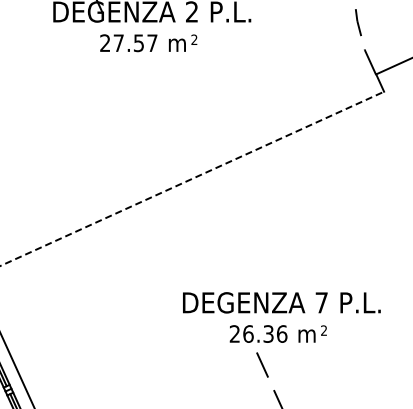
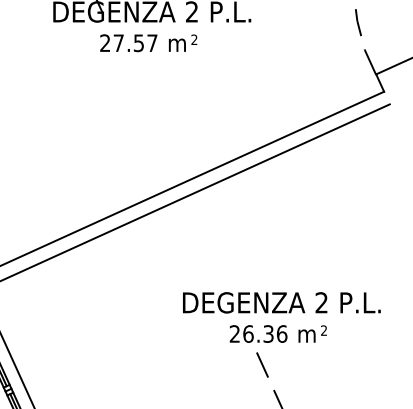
line: dashed -> solid (192, 178)
line: none -> present (195, 192)
text: 7 -> 2 (321, 302)
